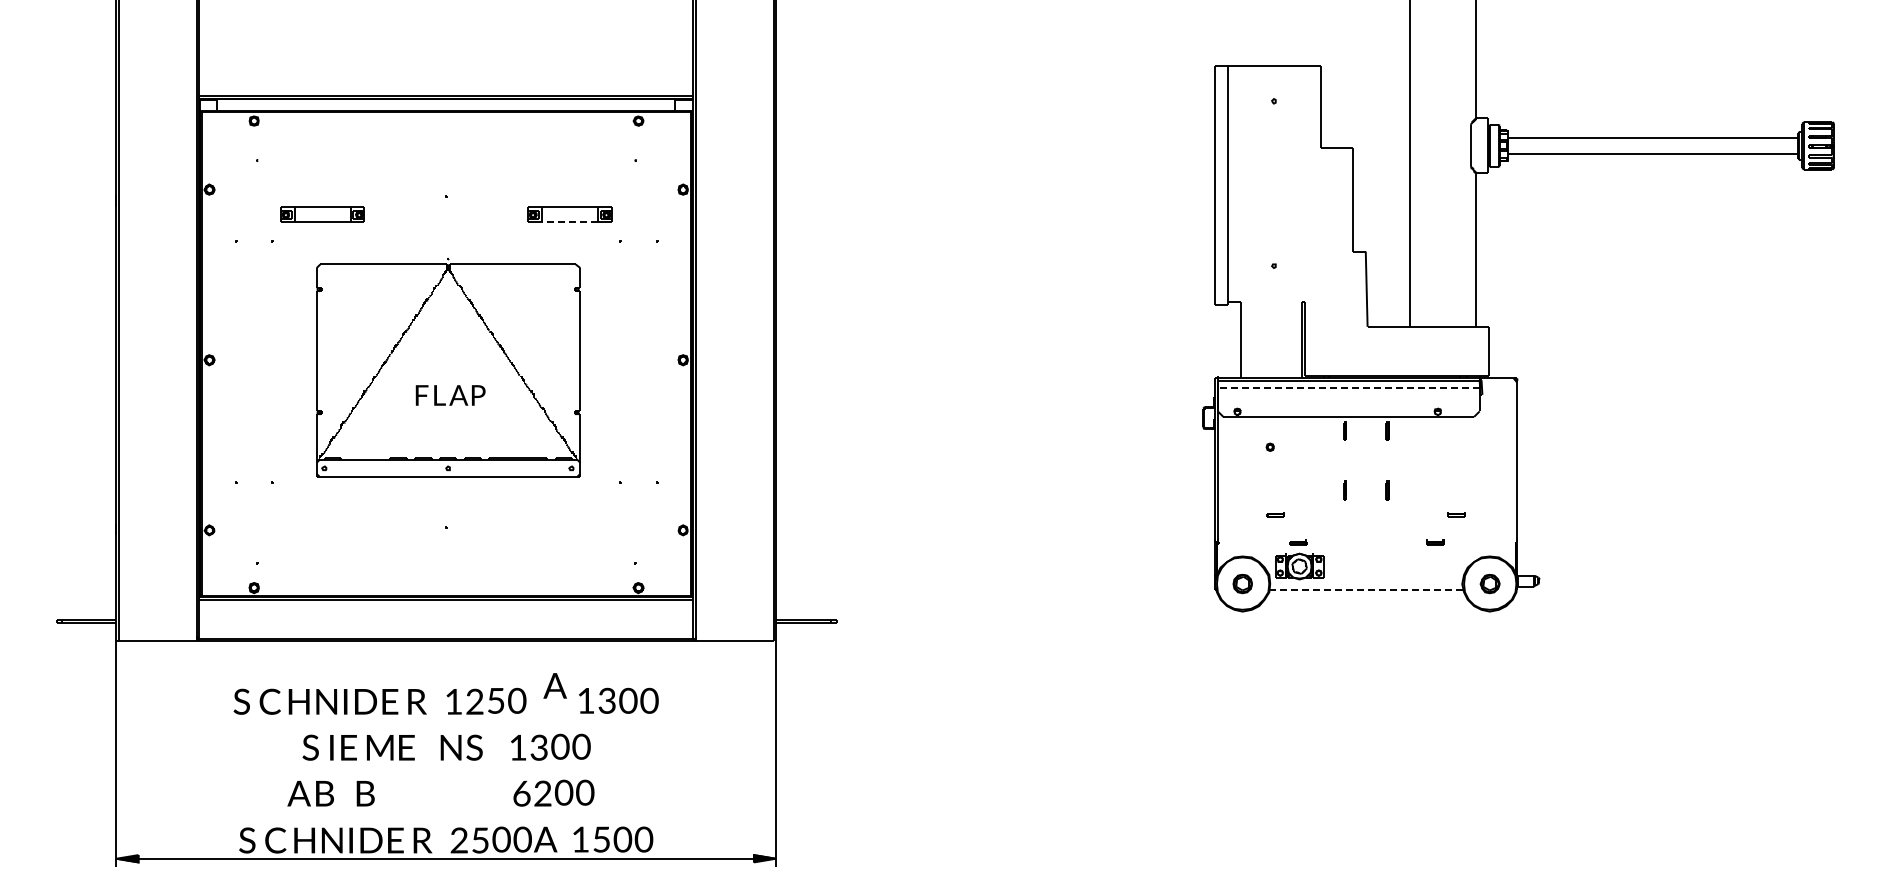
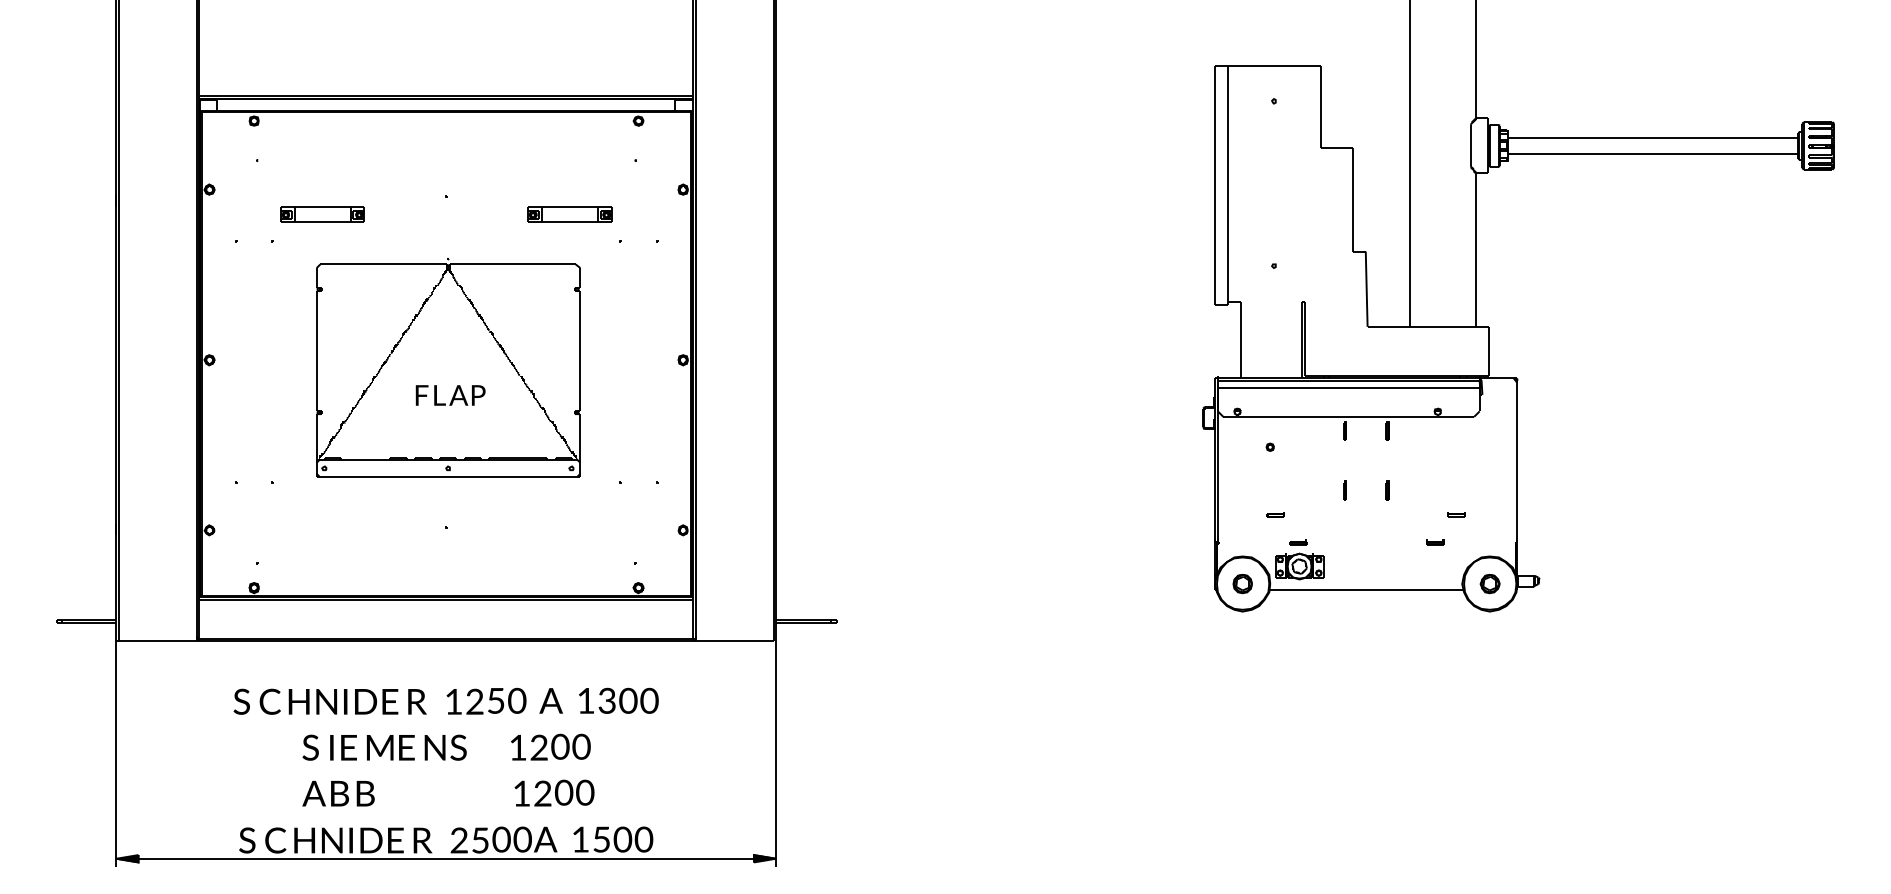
line: dashed -> solid (569, 222)
line: dashed -> solid (1348, 388)
line: dashed -> solid (1366, 589)
text position: (554, 685) -> (550, 700) (550, 700)
text position: (461, 747) -> (445, 747) (445, 747)
text: 3 -> 2 (538, 749)
text position: (310, 793) -> (325, 793) (325, 793)
text: 6 -> 1 (521, 793)
